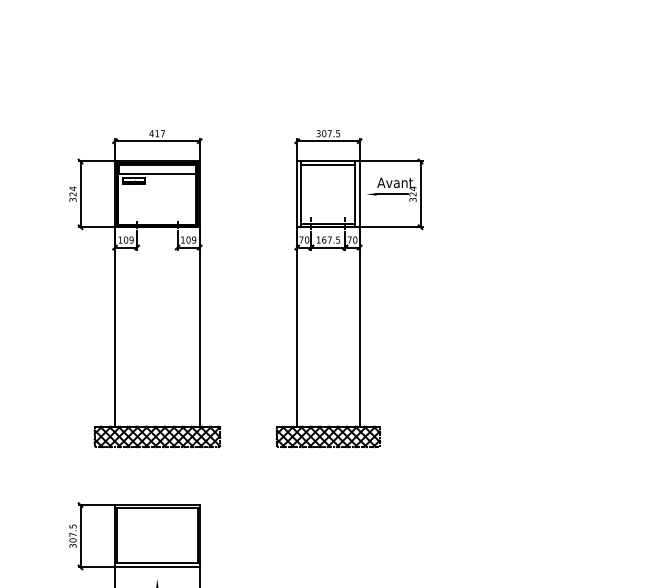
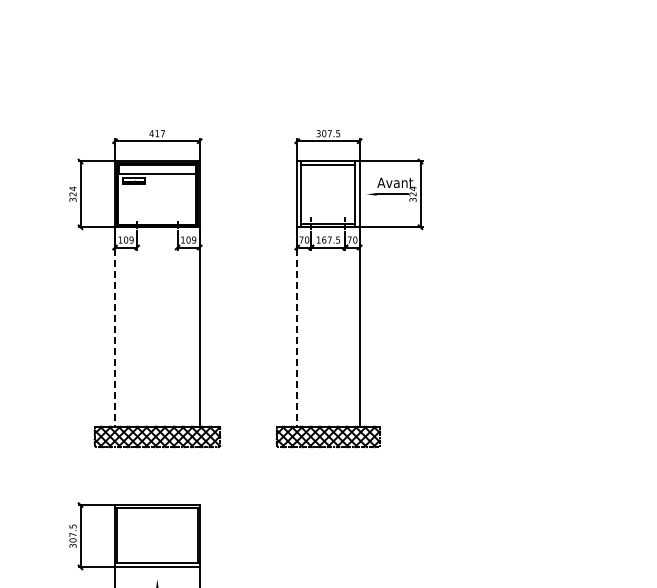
line: solid -> dashed (115, 327)
line: solid -> dashed (297, 327)
